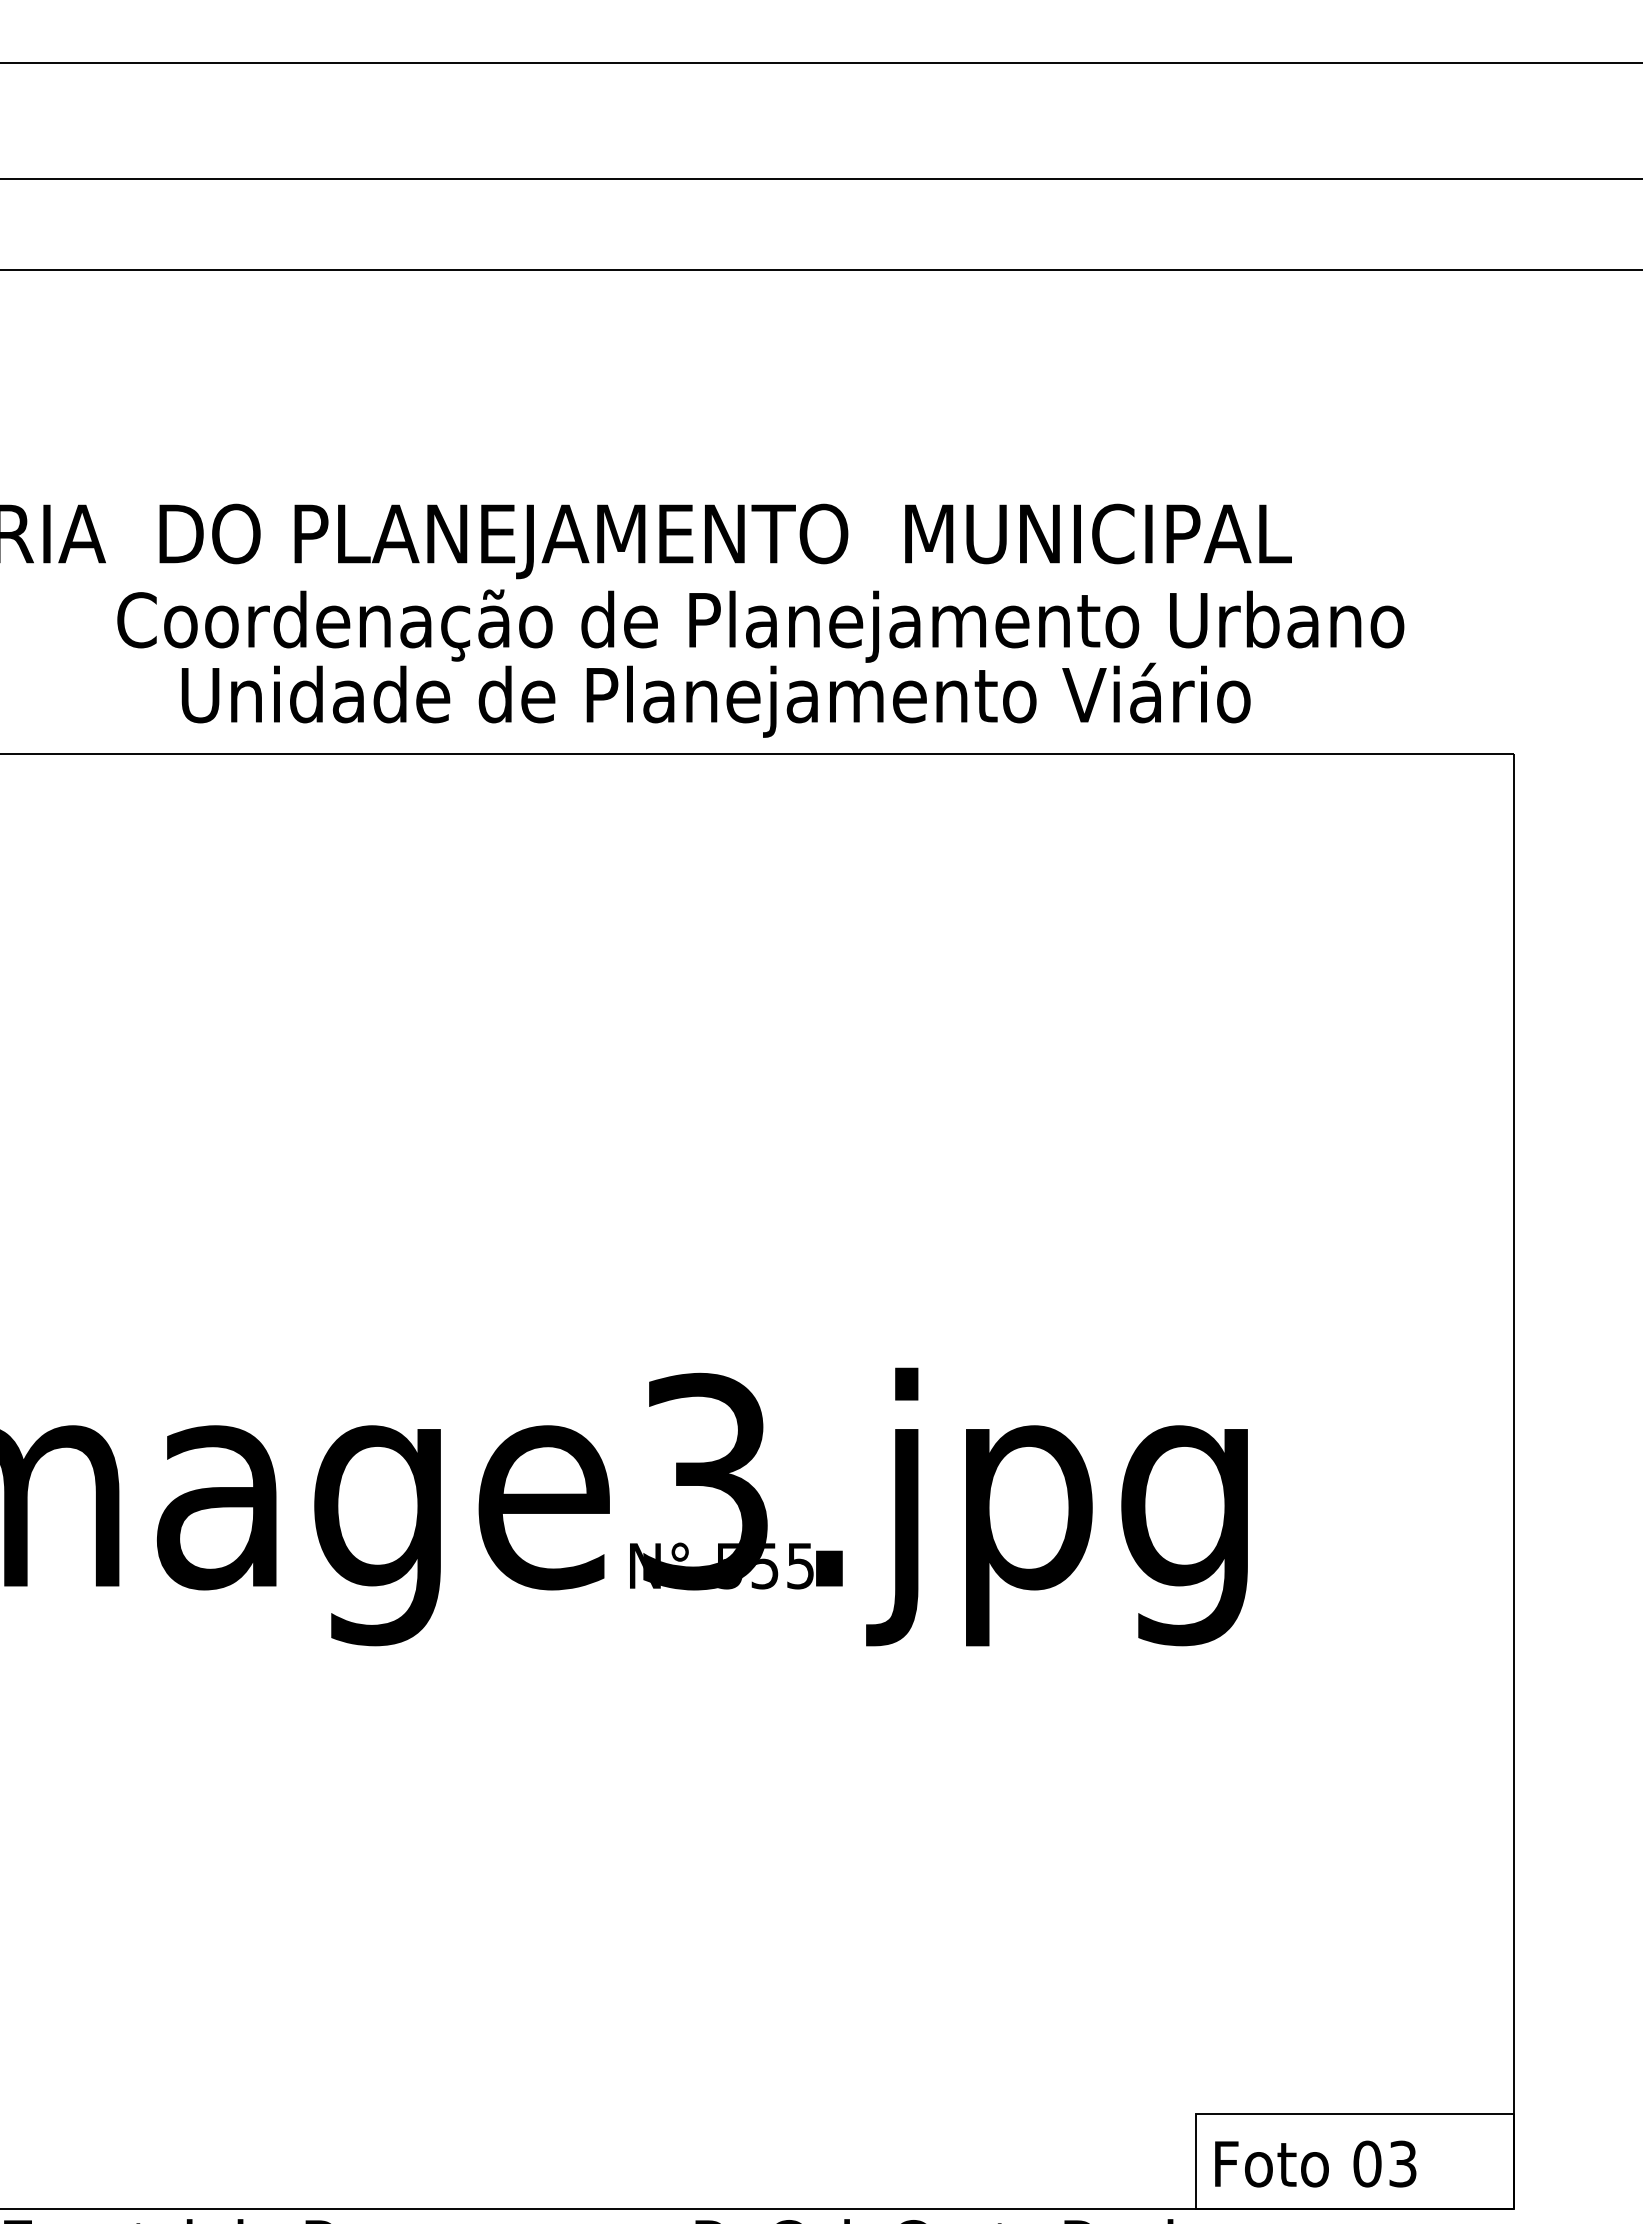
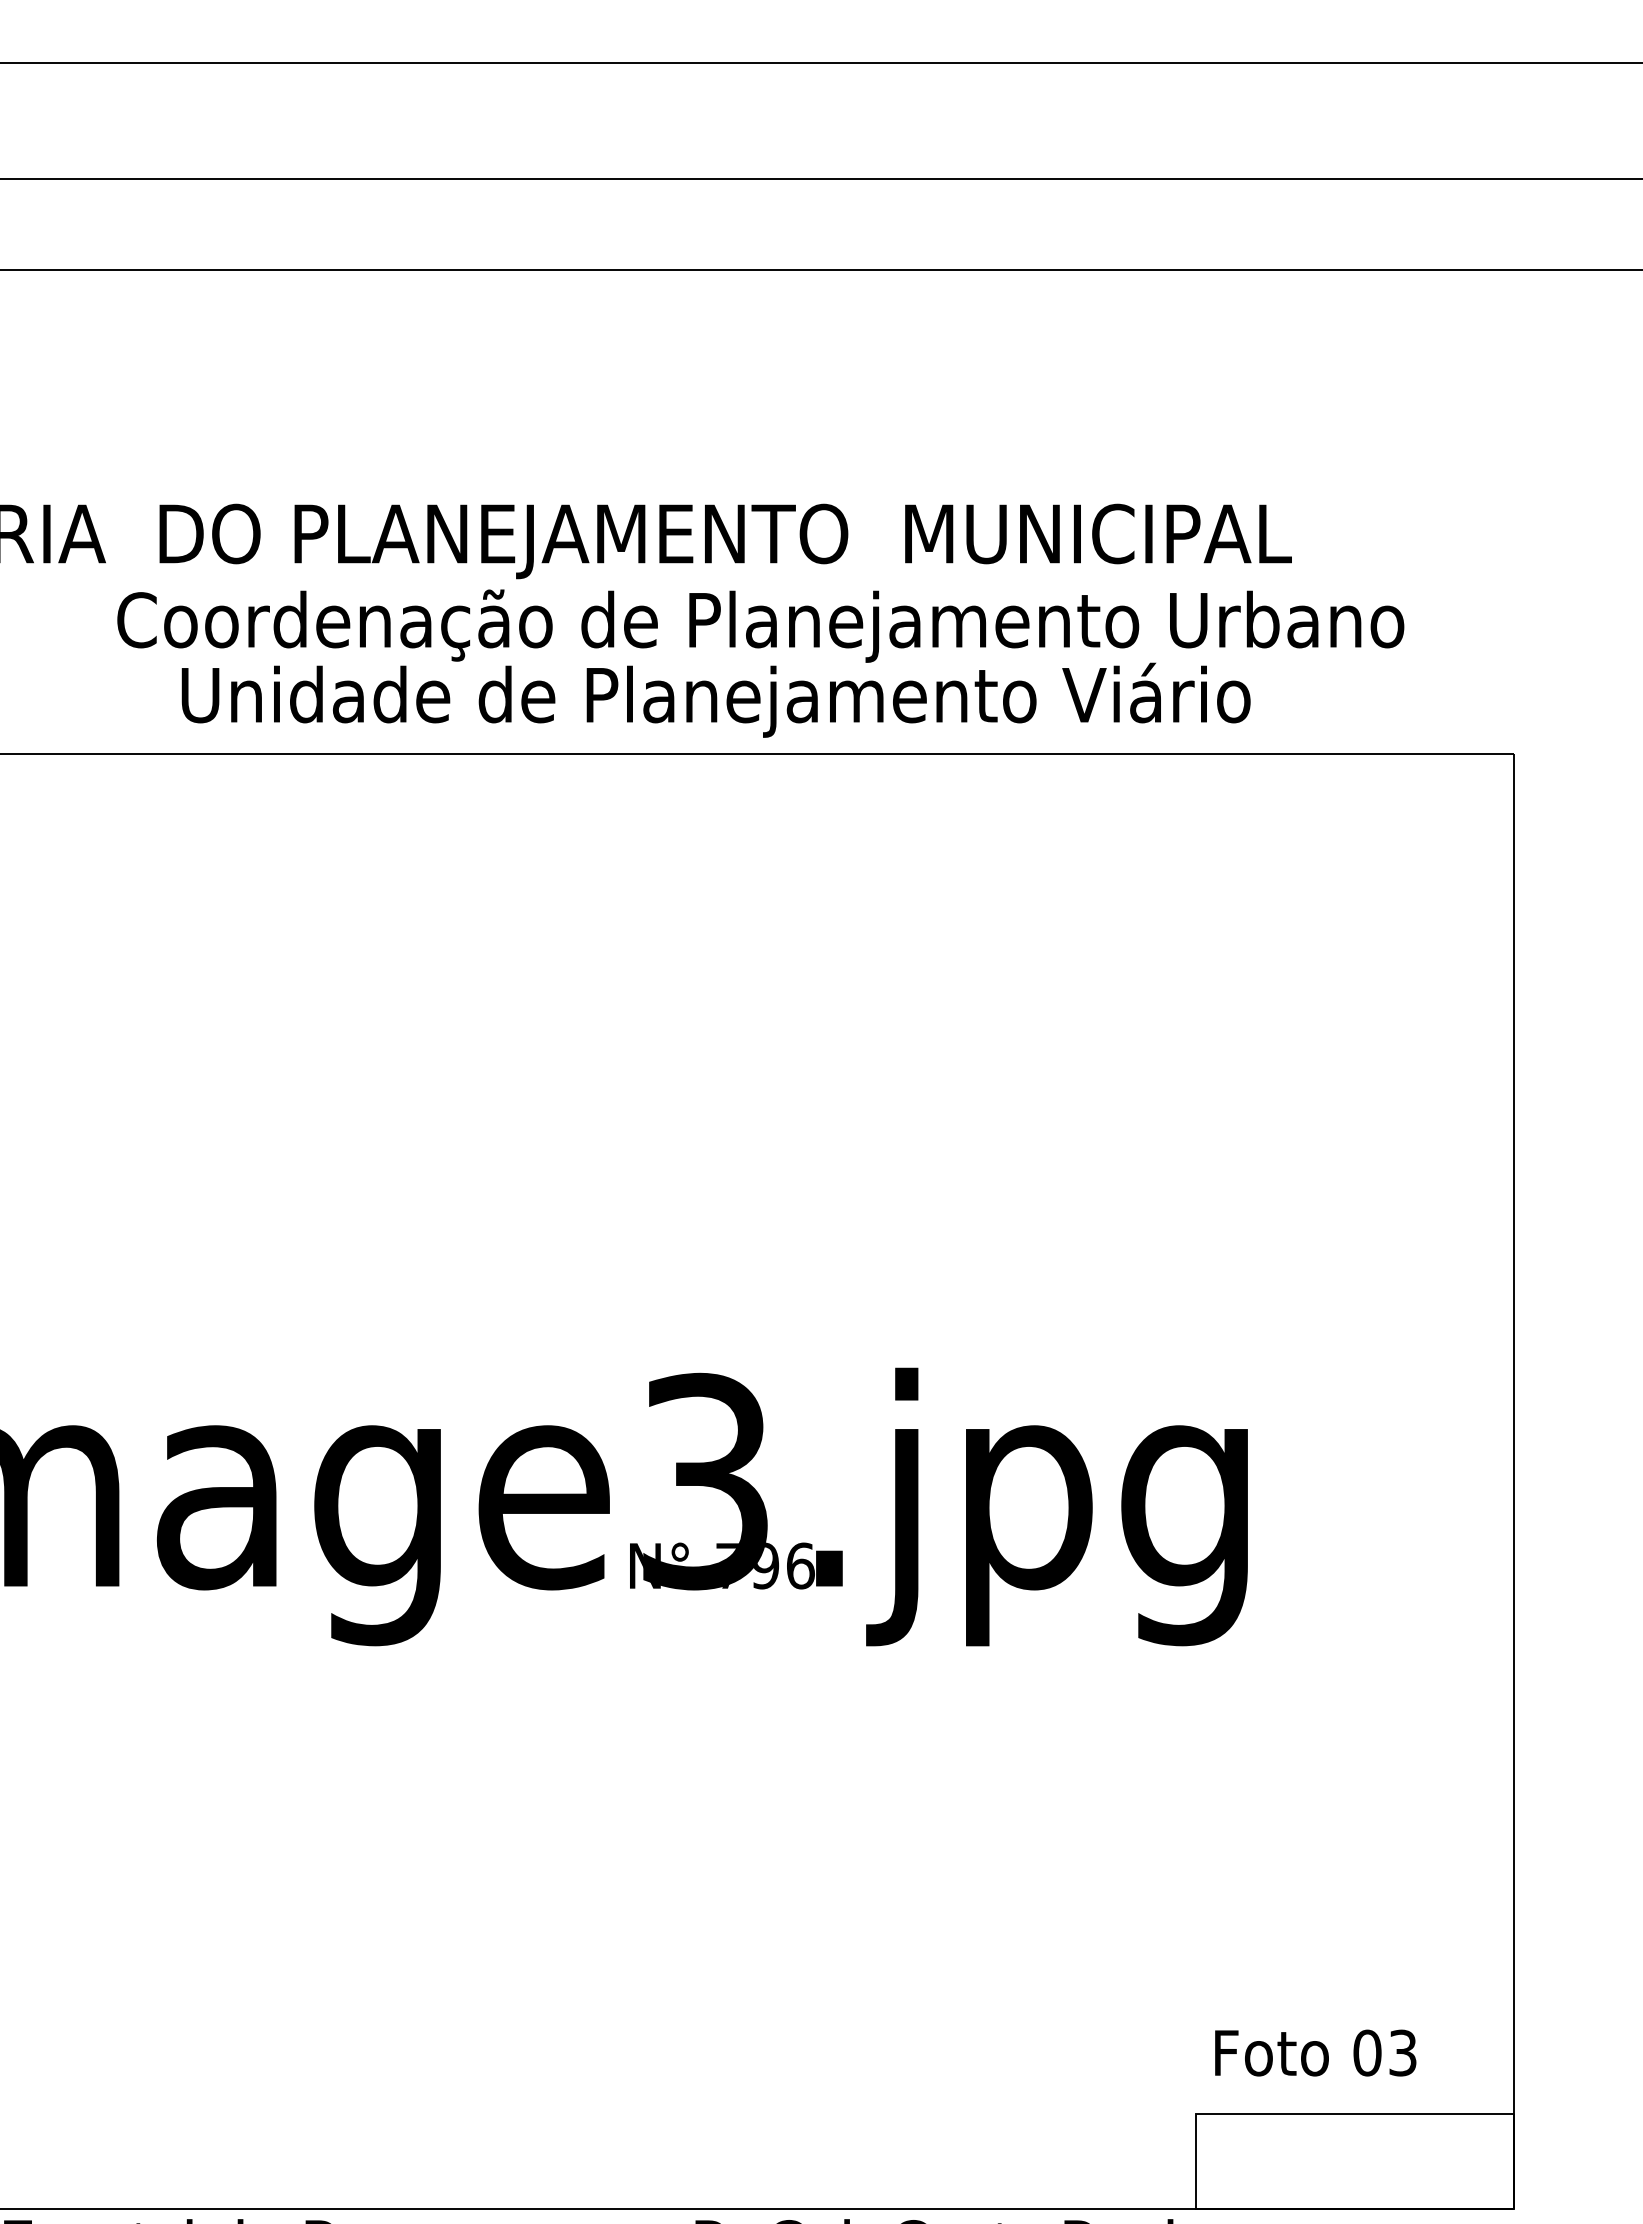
text: 555 -> 796 (765, 1565)
text position: (1315, 2163) -> (1315, 2052) (1315, 2052)
